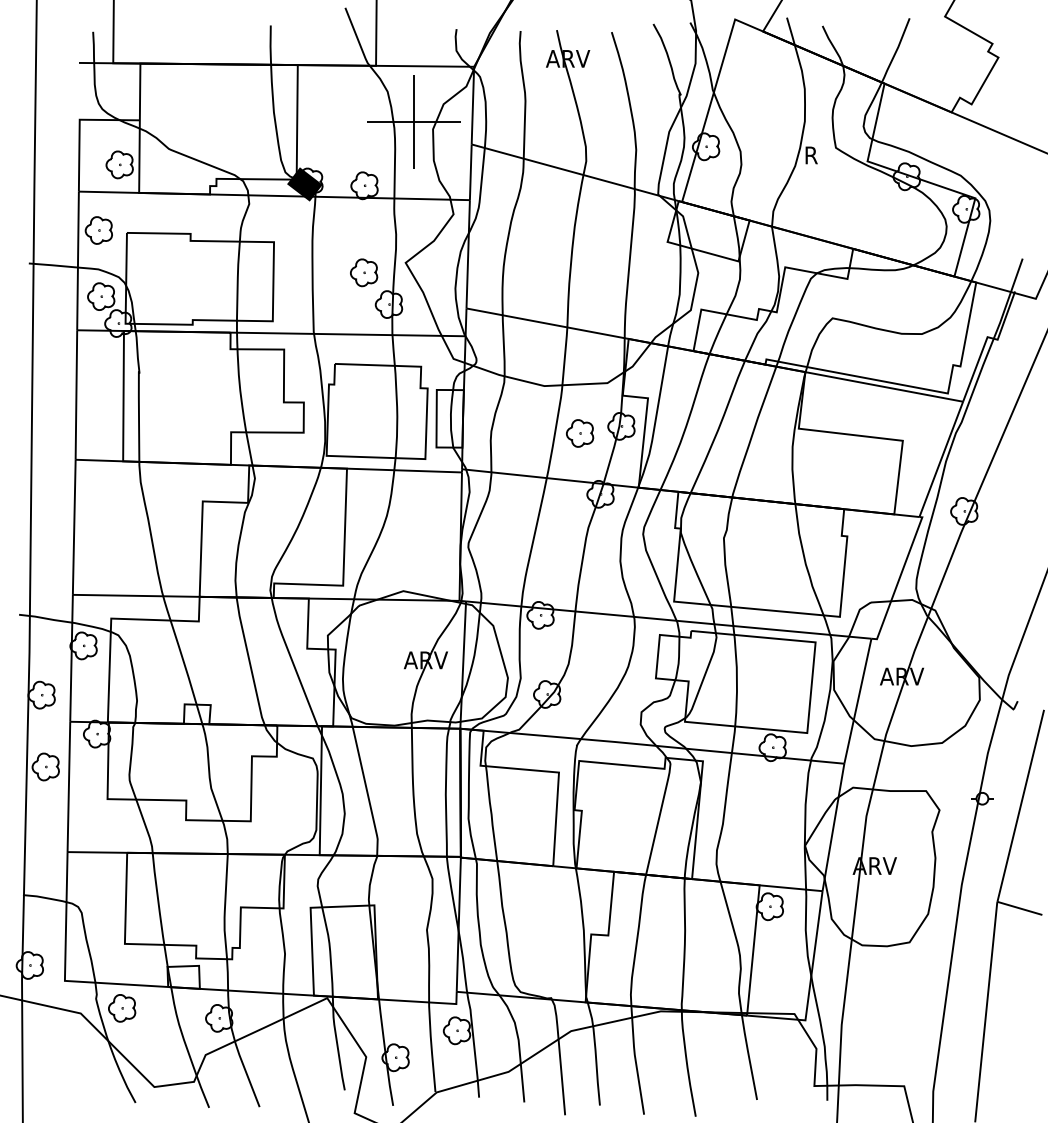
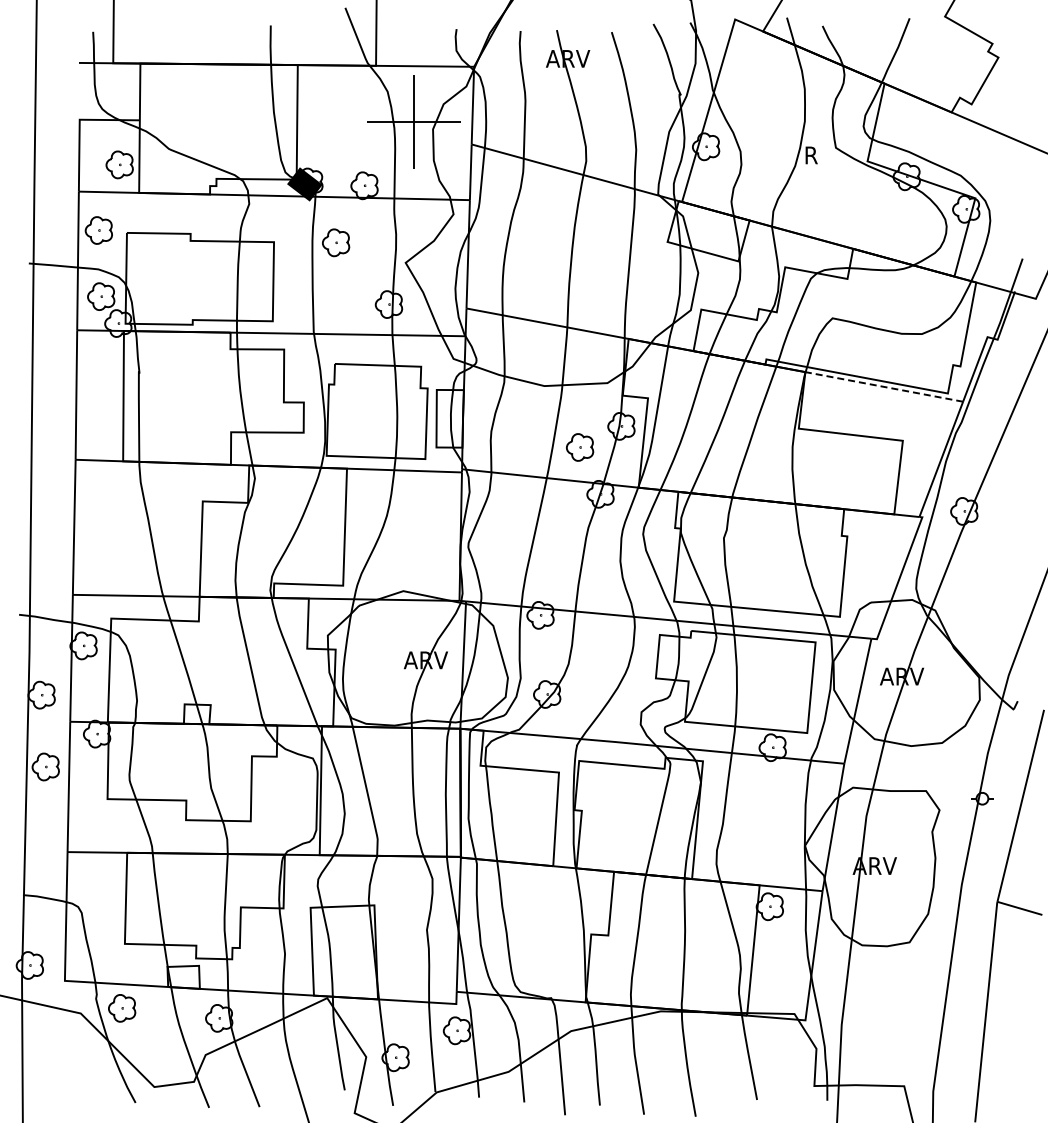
part position: (364, 272) -> (336, 242) (336, 242)
line: solid -> dashed (883, 386)
part position: (580, 433) -> (580, 447) (580, 447)
